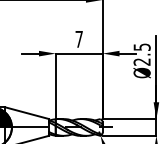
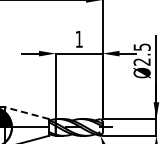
text: 7 -> 1 (78, 39)
line: solid -> dashed (27, 113)
